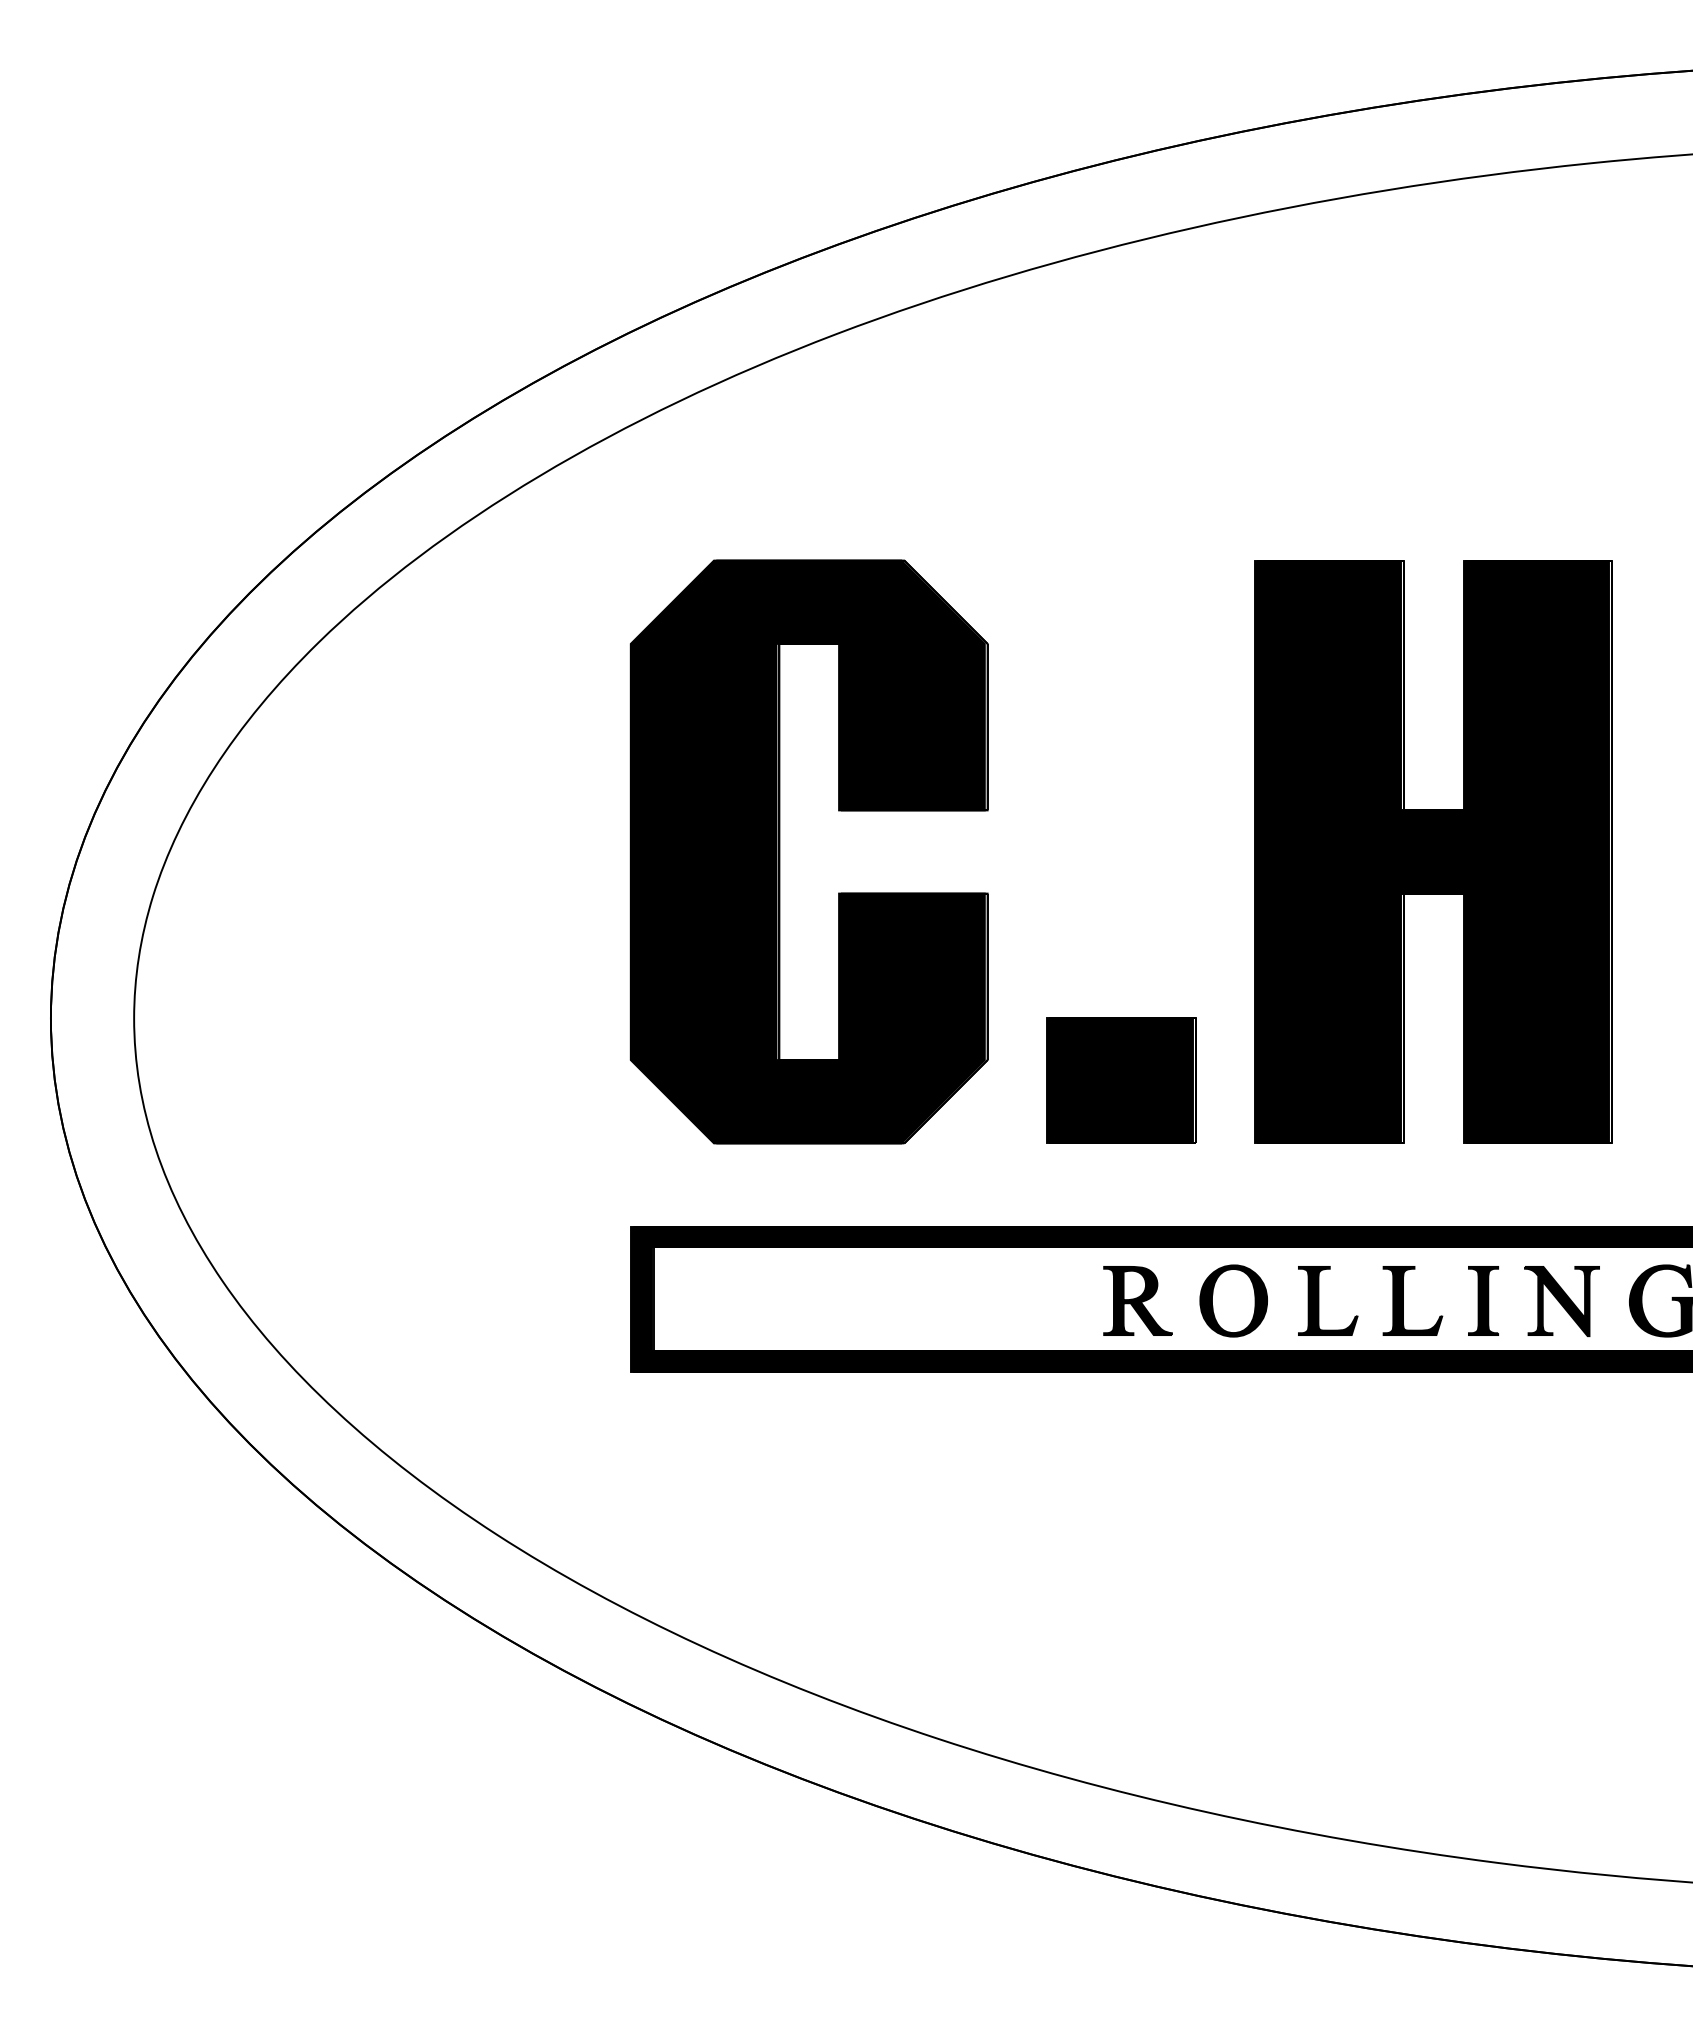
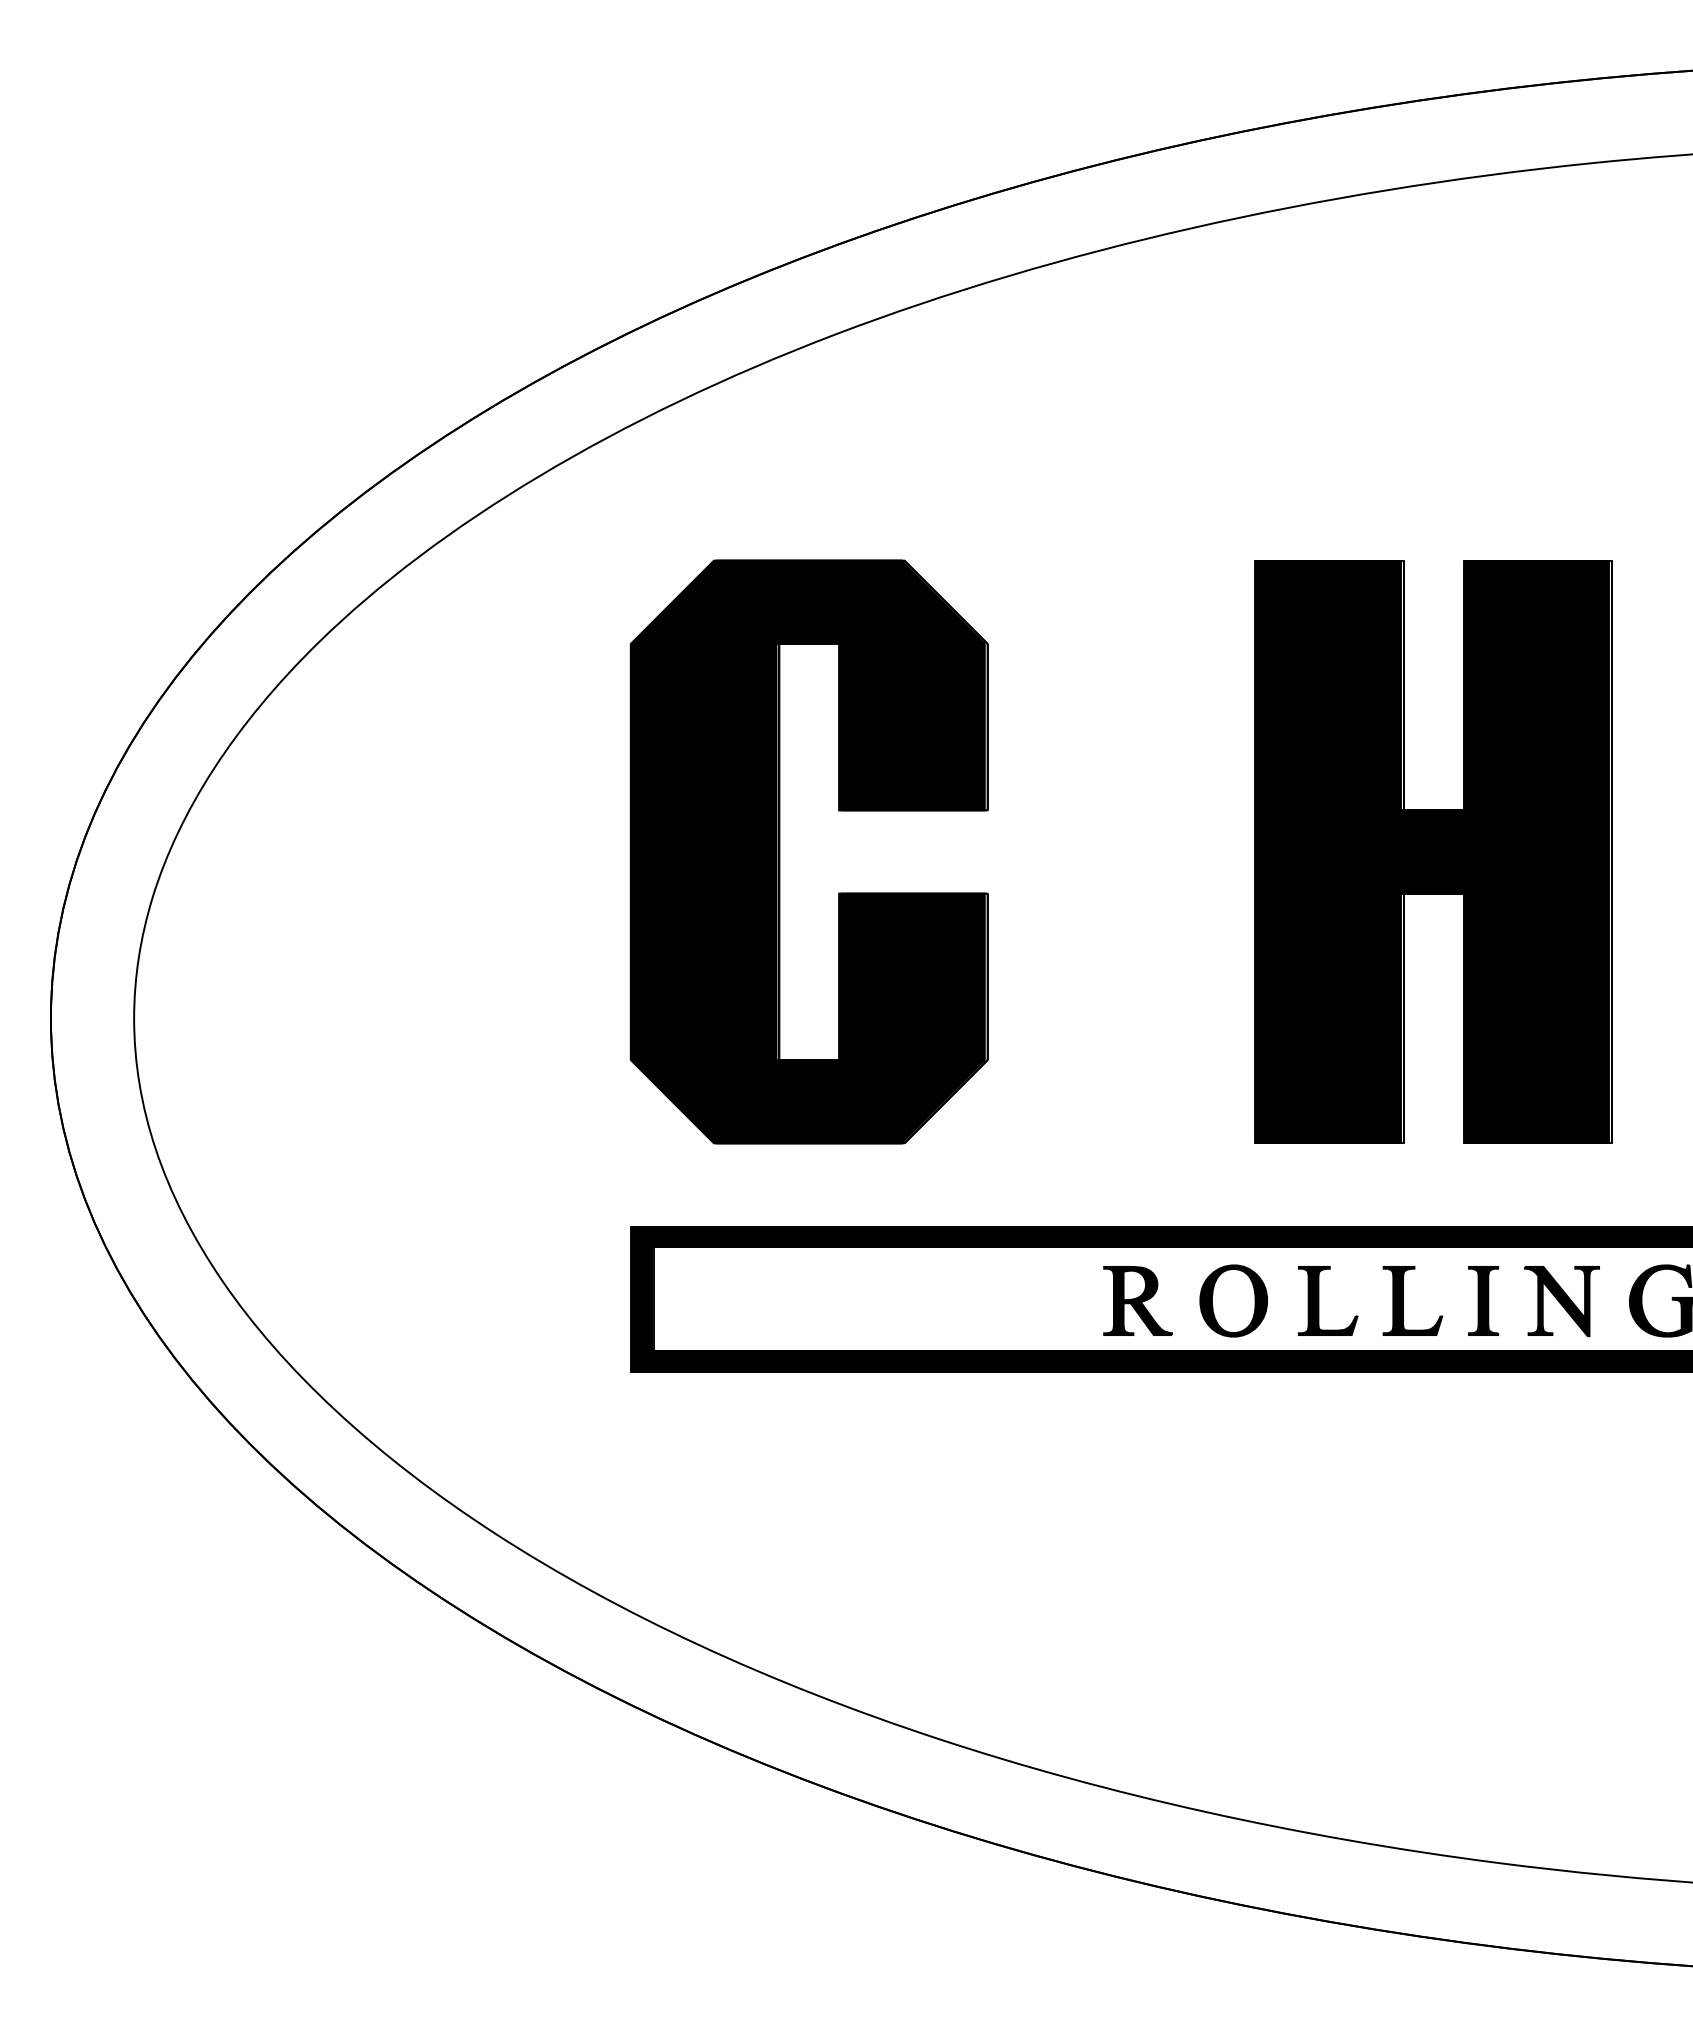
part: present -> none (1121, 1080)
